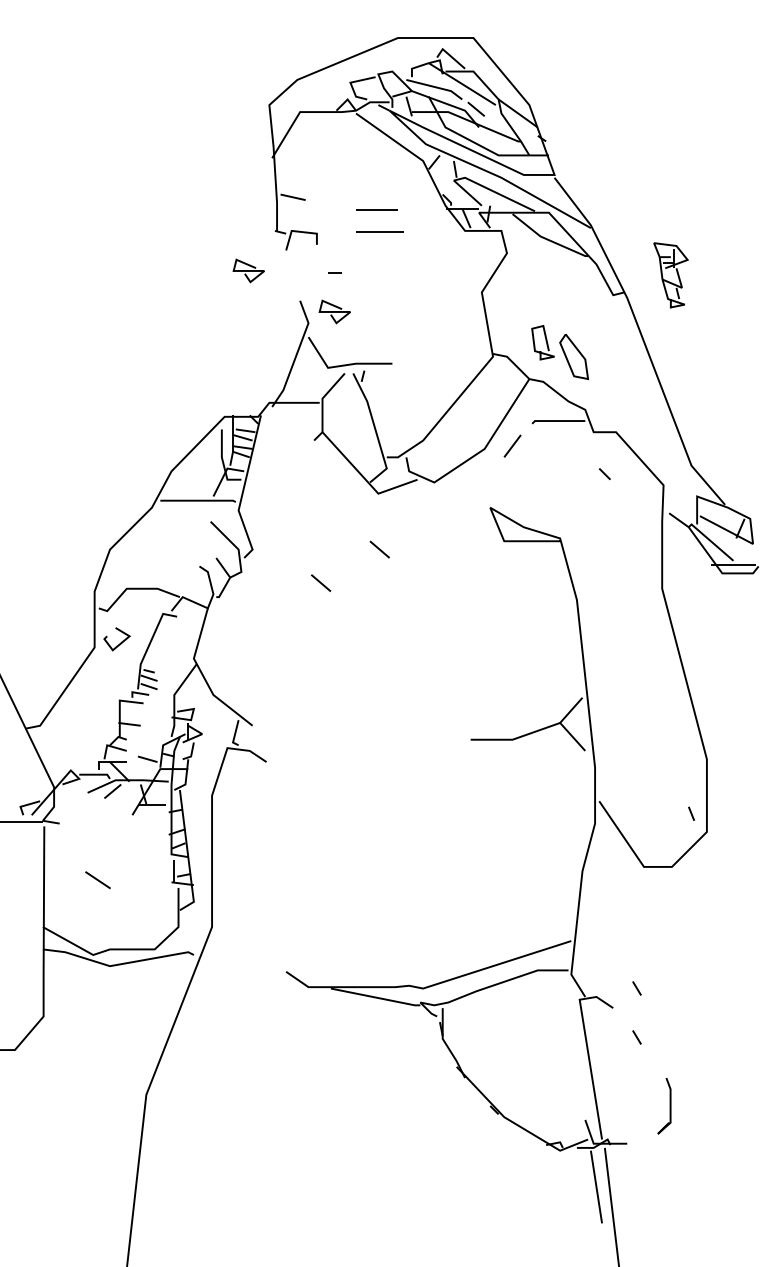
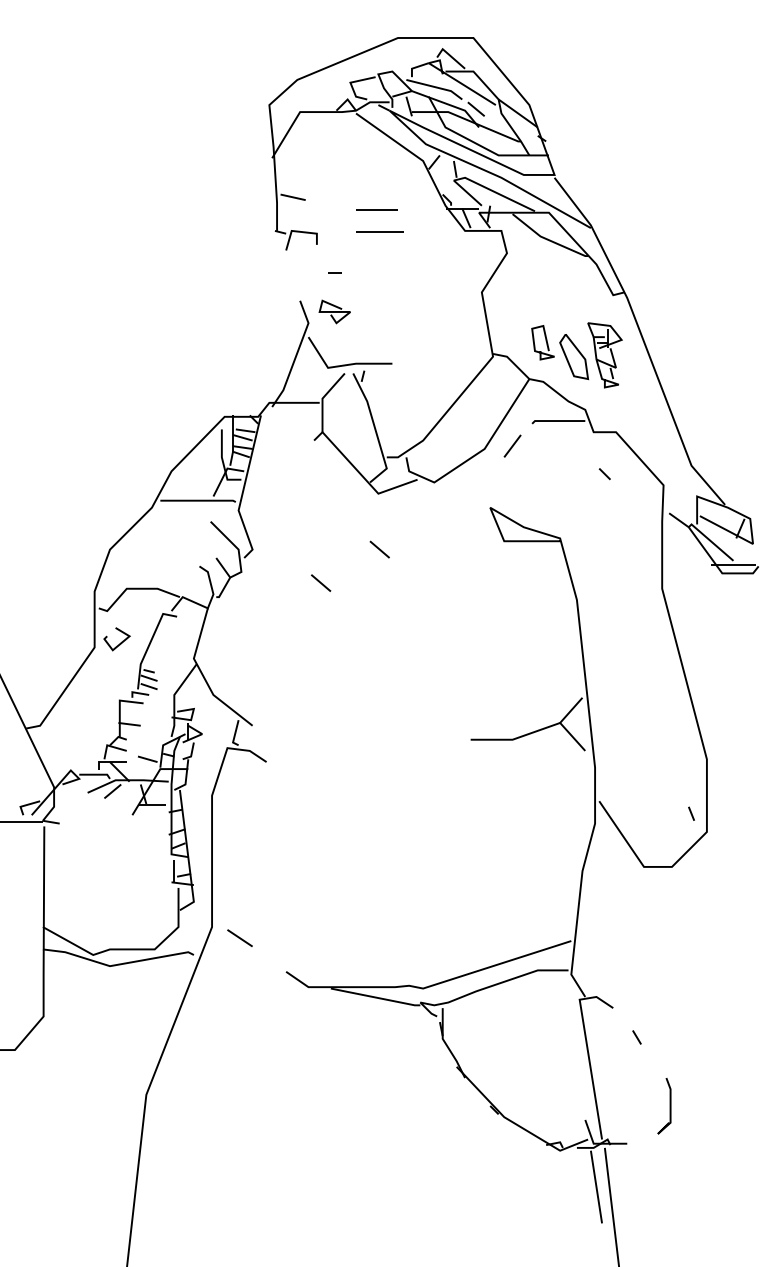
curve: present -> none (248, 270)
part position: (670, 275) -> (604, 355) (604, 355)
line position: (97, 879) -> (239, 937) (239, 937)
line: present -> none (636, 988)
